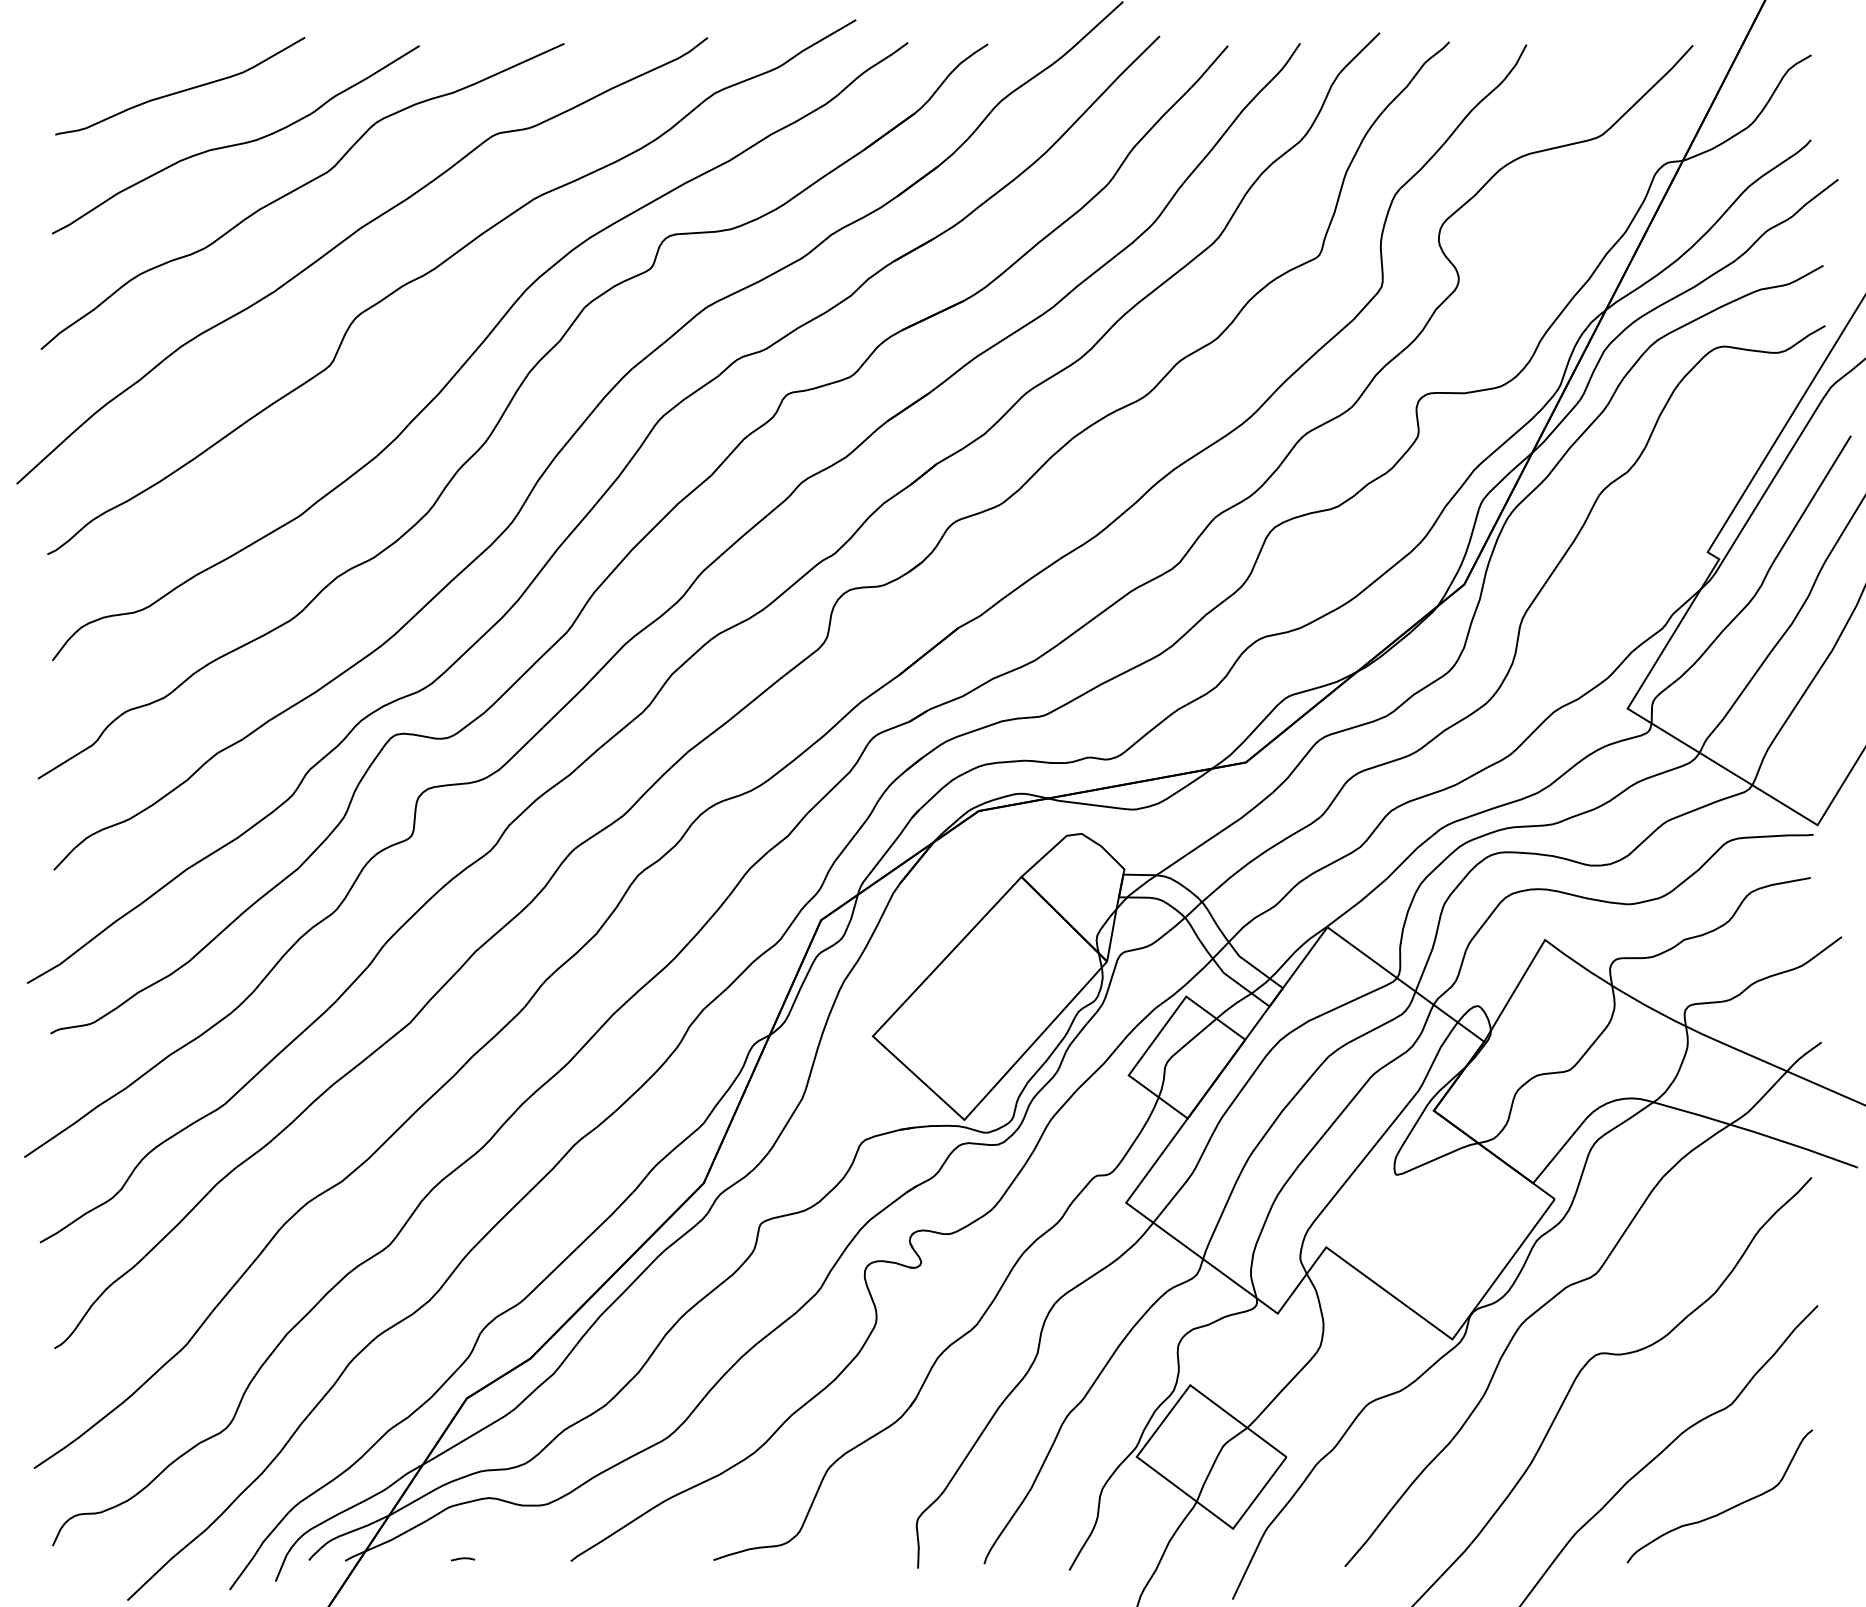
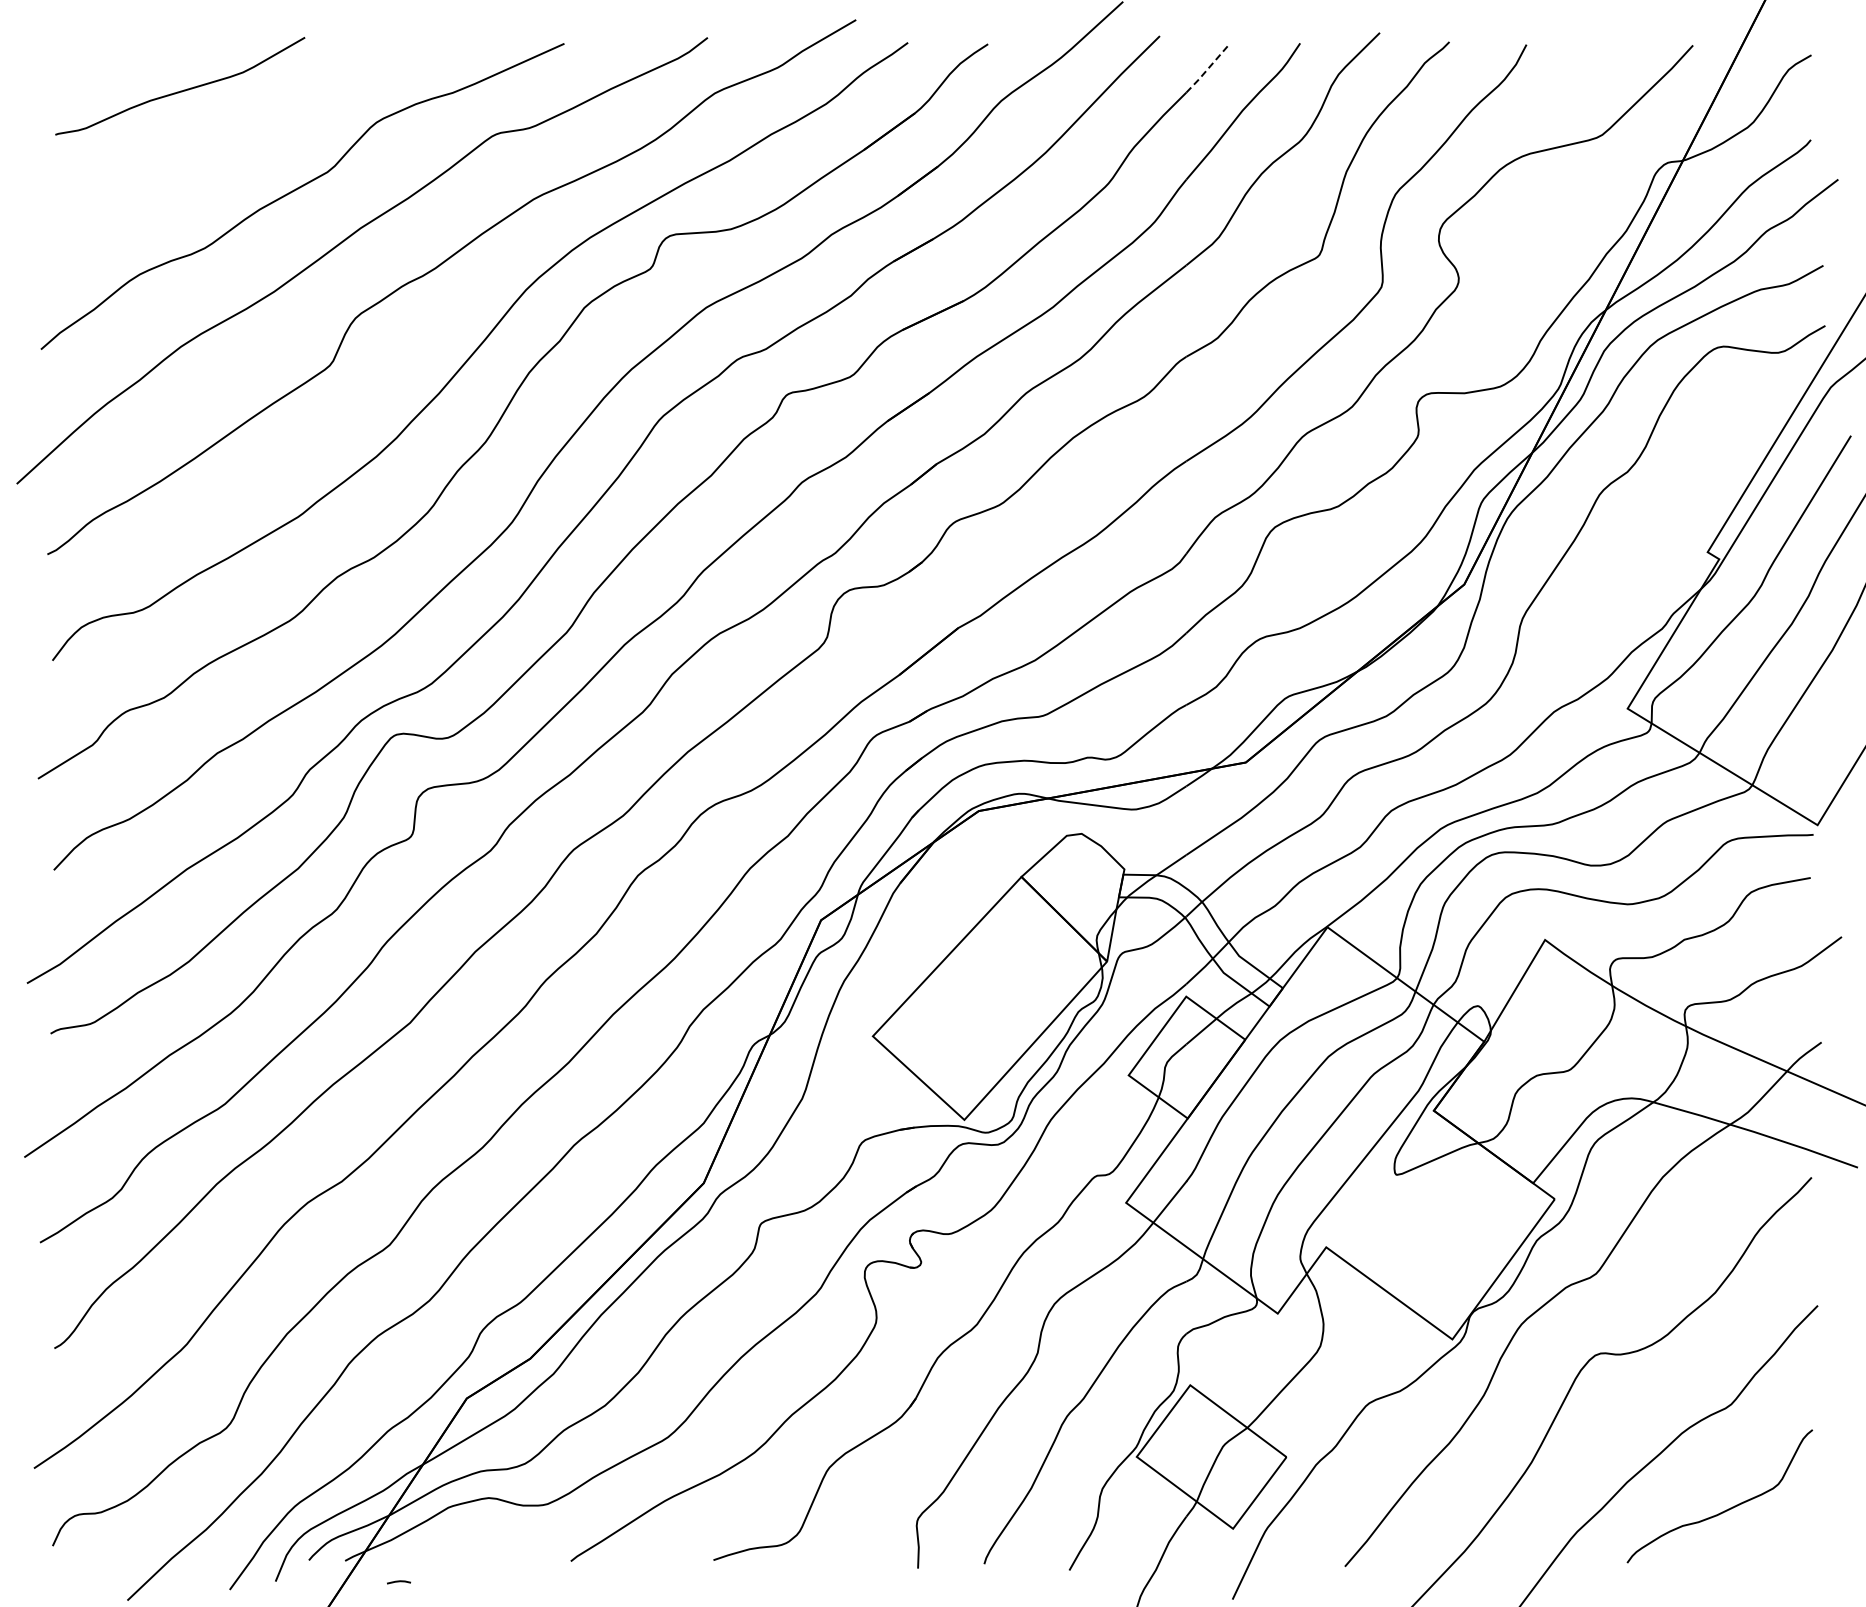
line: solid -> dashed (1207, 69)
curve: present -> none (236, 143)
line position: (462, 1559) -> (398, 1582) (398, 1582)
